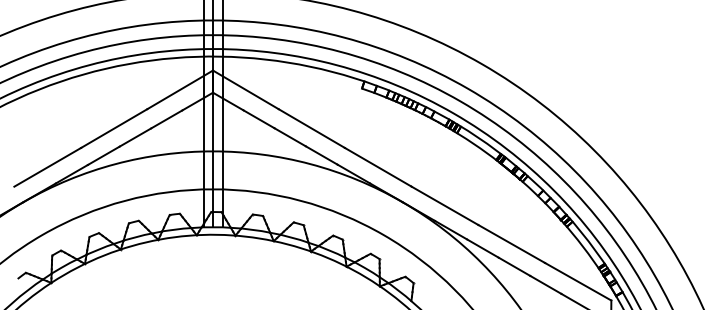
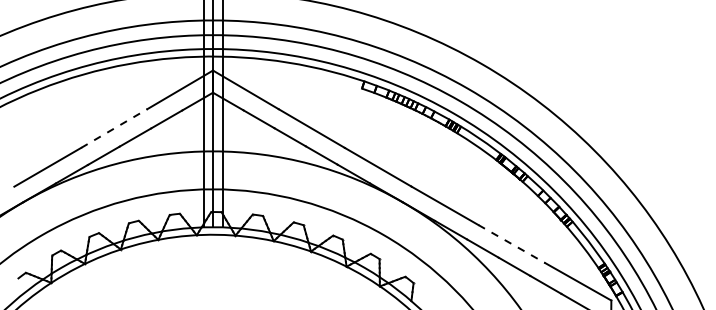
line: solid -> dashed (114, 128)
line: solid -> dashed (512, 244)
